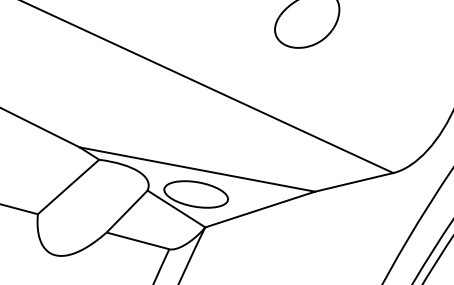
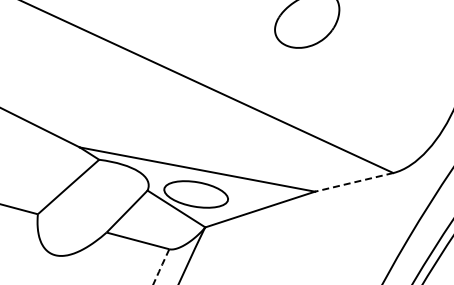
line: solid -> dashed (353, 182)
arc: solid -> dashed (160, 267)
